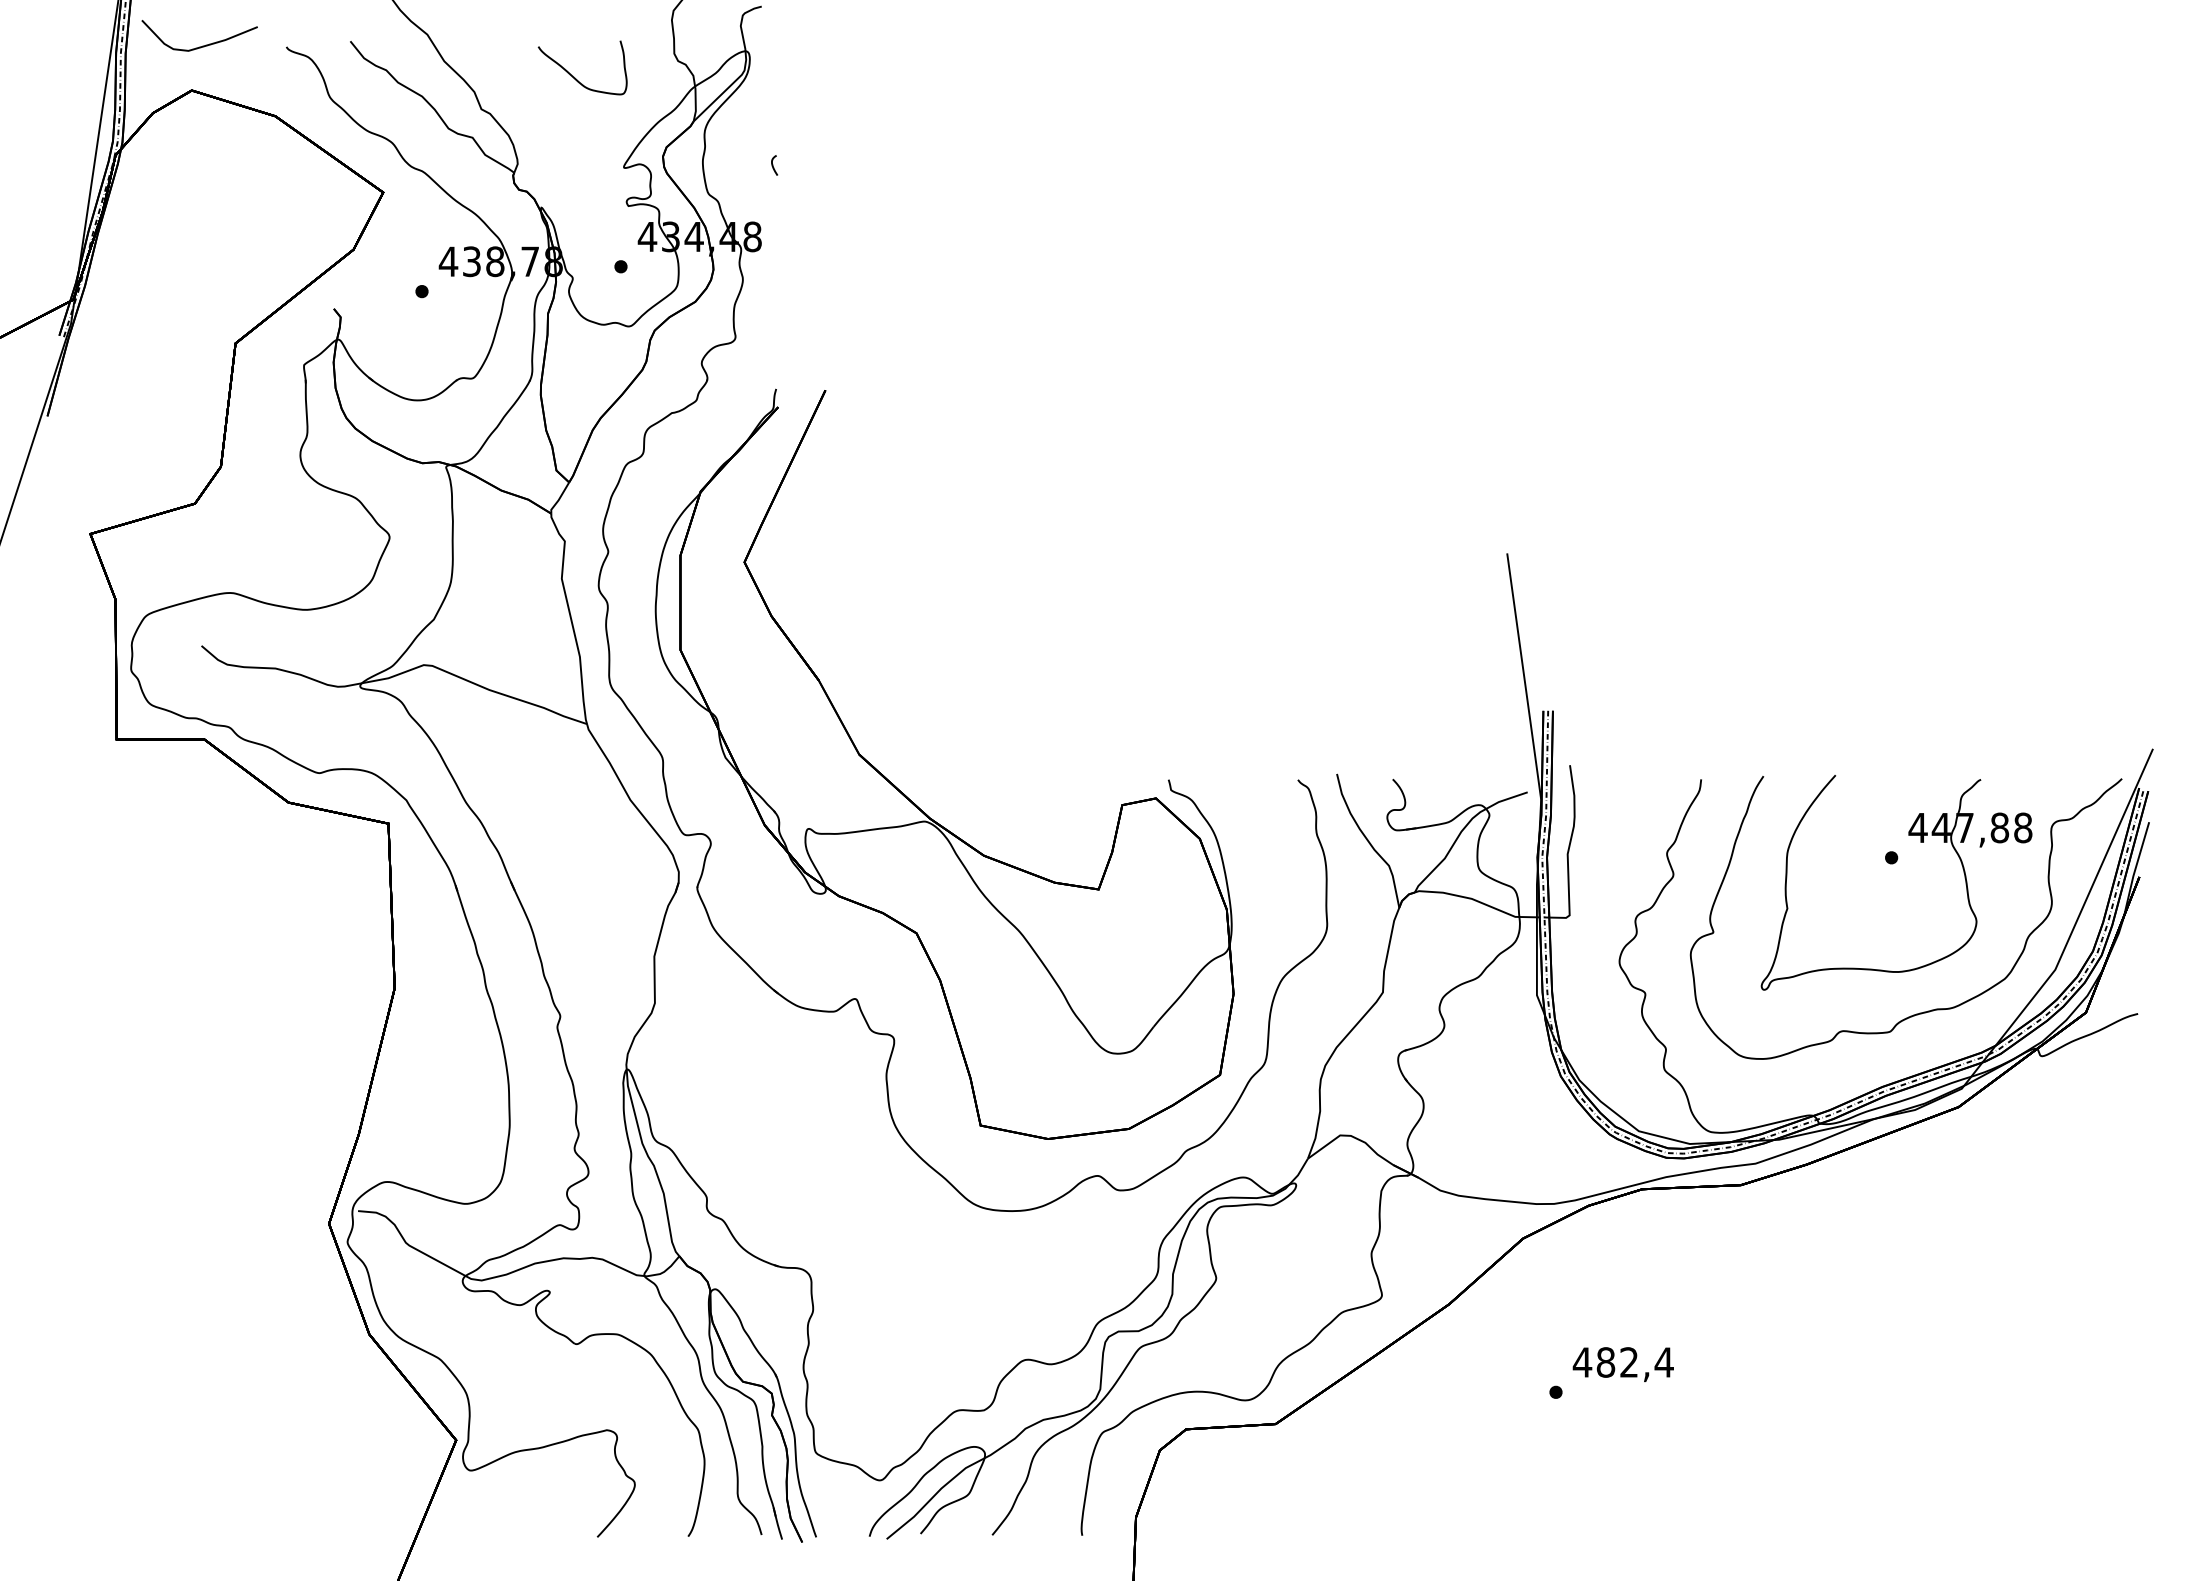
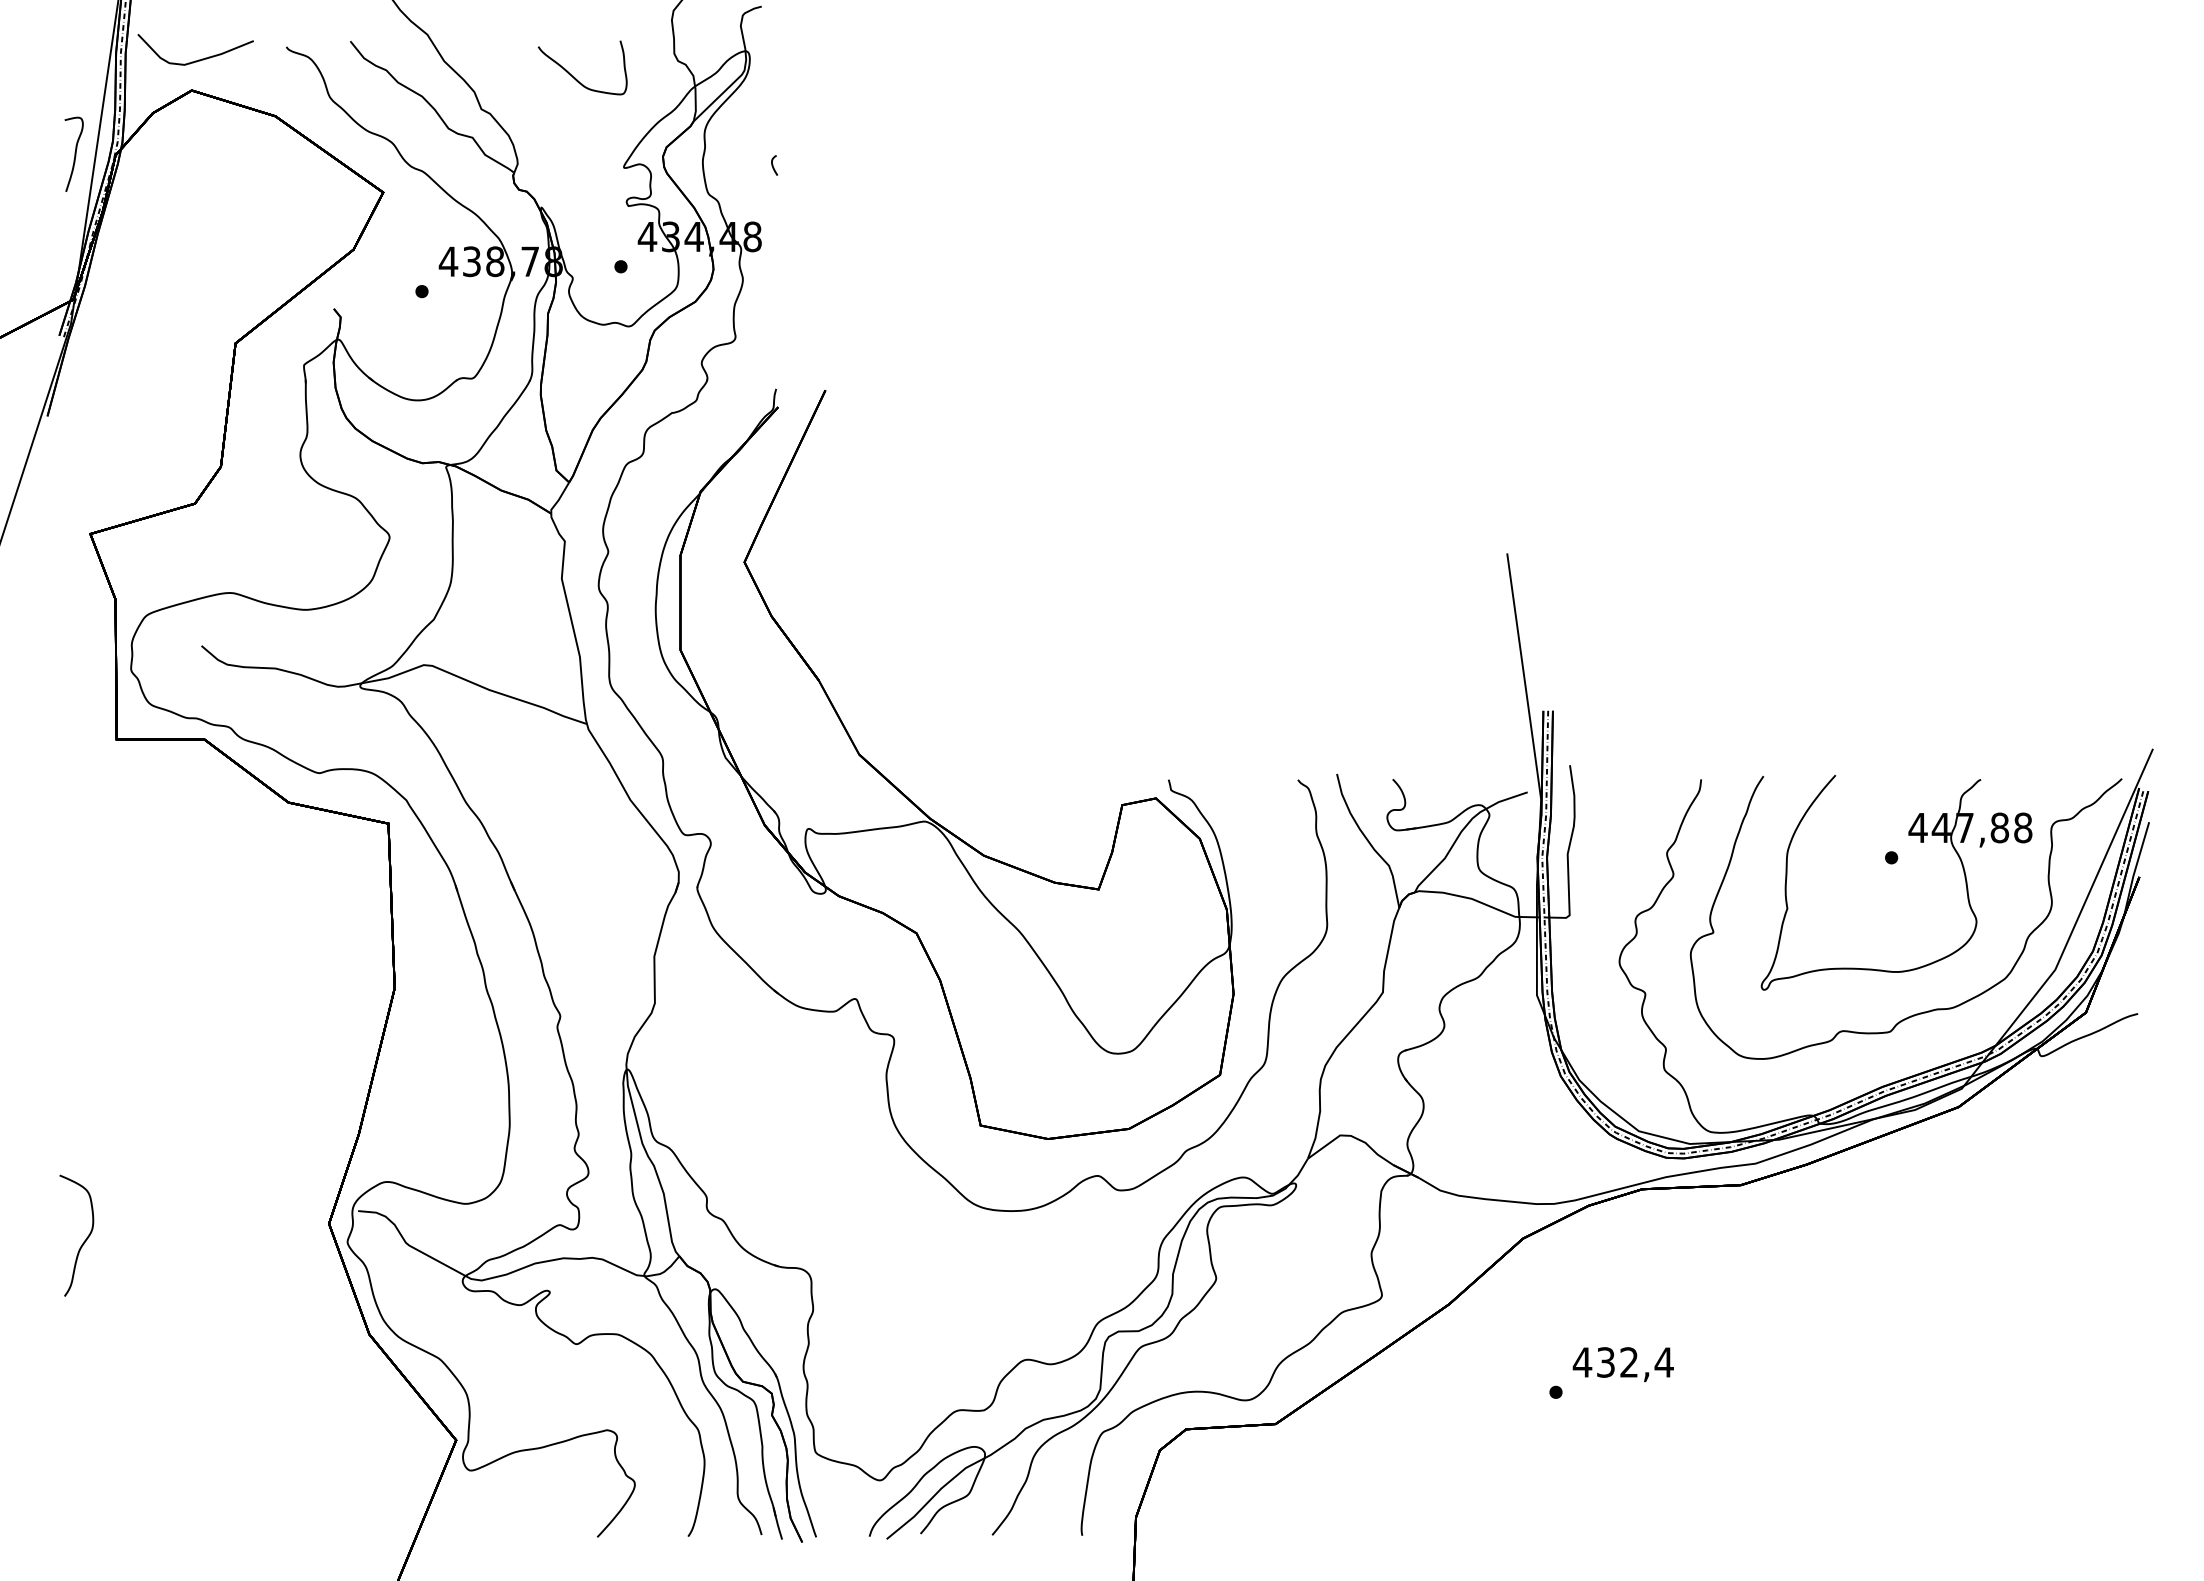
curve position: (202, 45) -> (198, 59) (198, 59)
curve: none -> present (74, 153)
curve: none -> present (83, 1241)
text: 482,4 -> 432,4 (1605, 1362)
